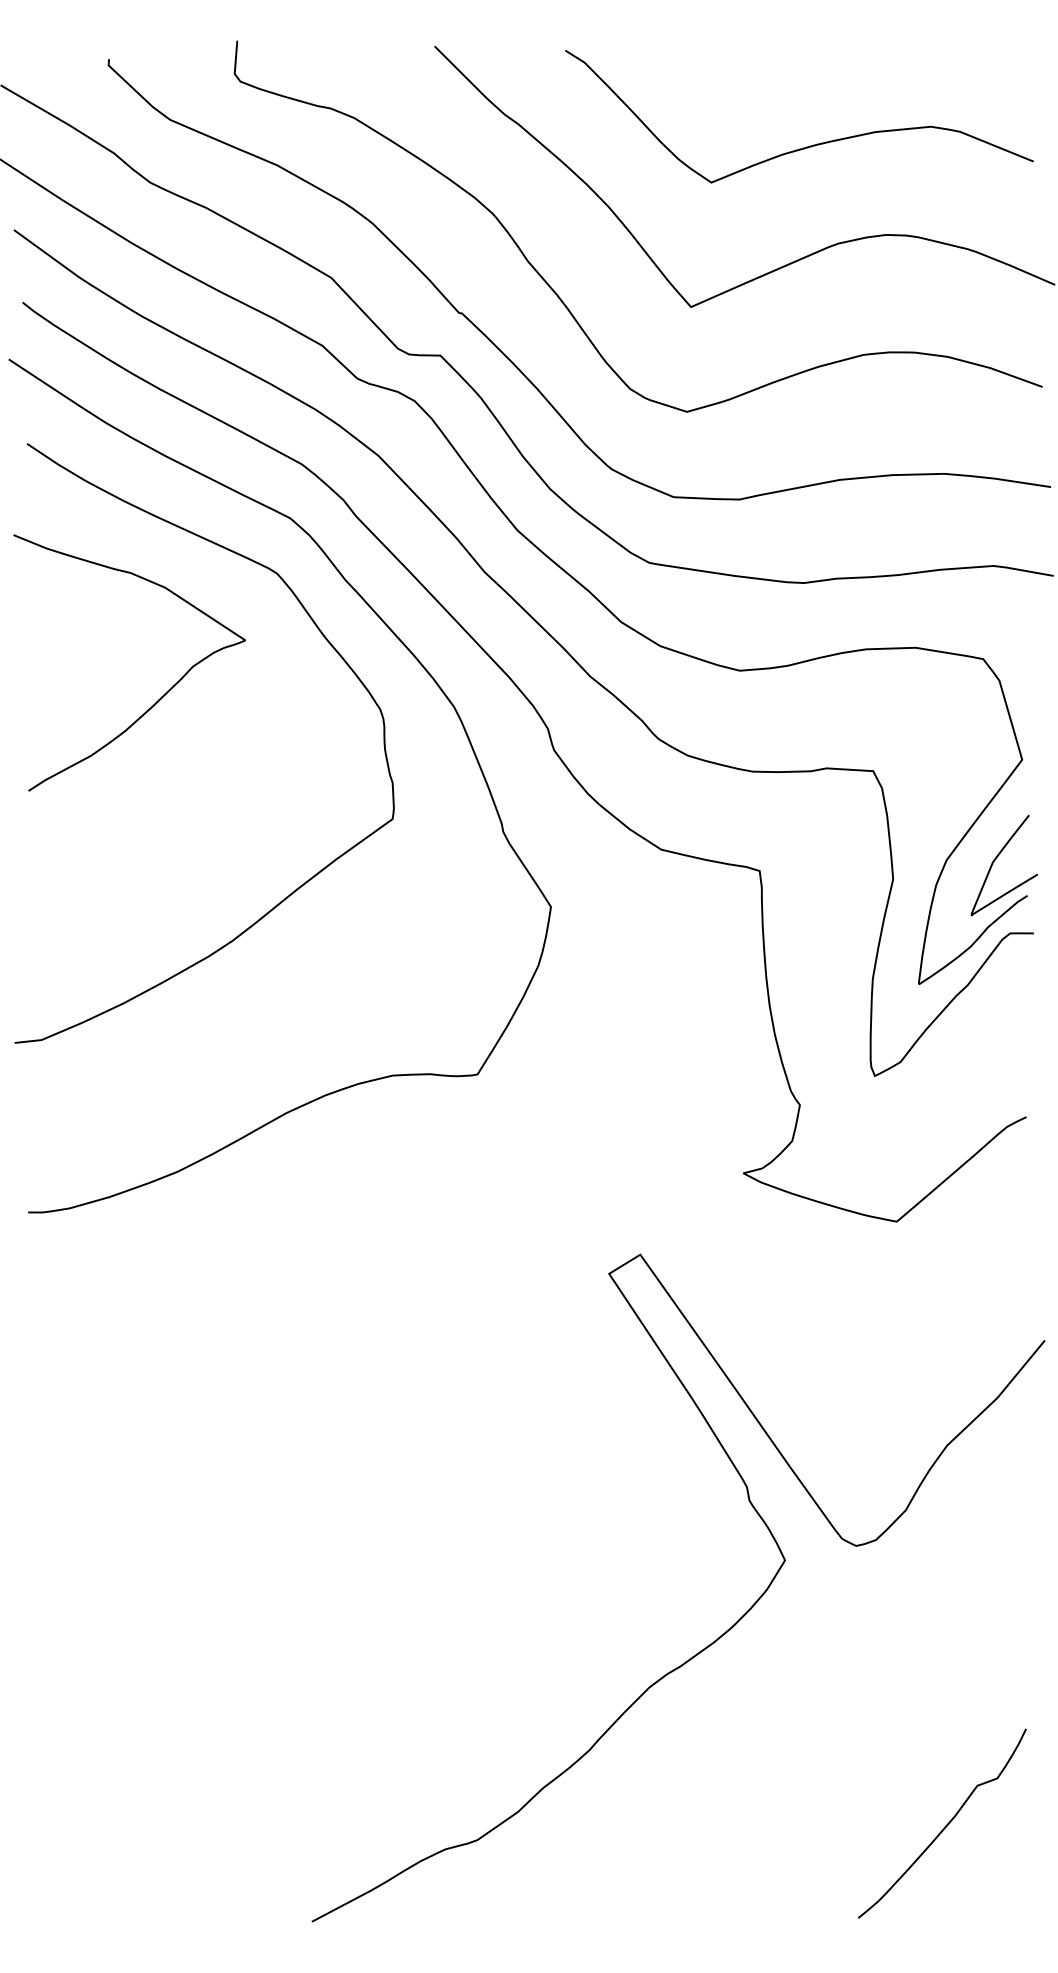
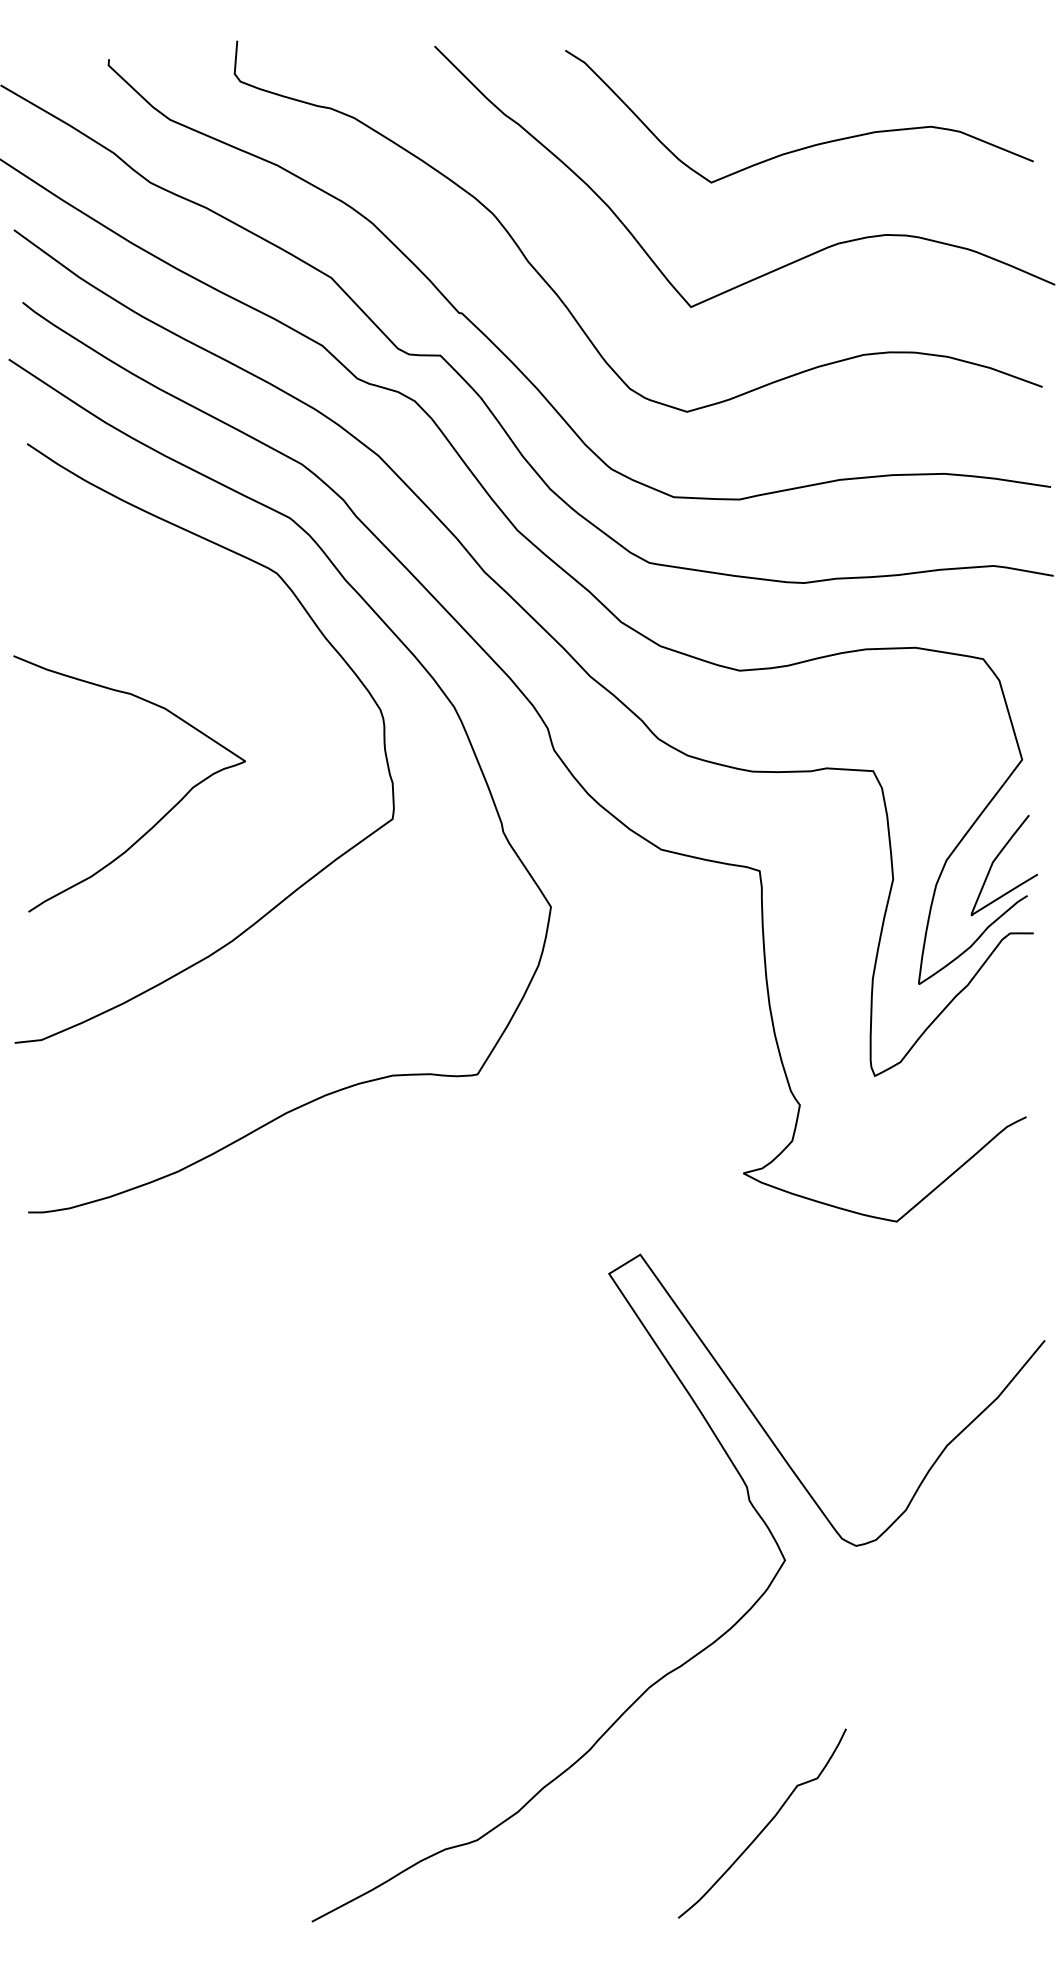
curve position: (162, 695) -> (162, 816) (162, 816)
curve position: (945, 1825) -> (765, 1825) (765, 1825)
